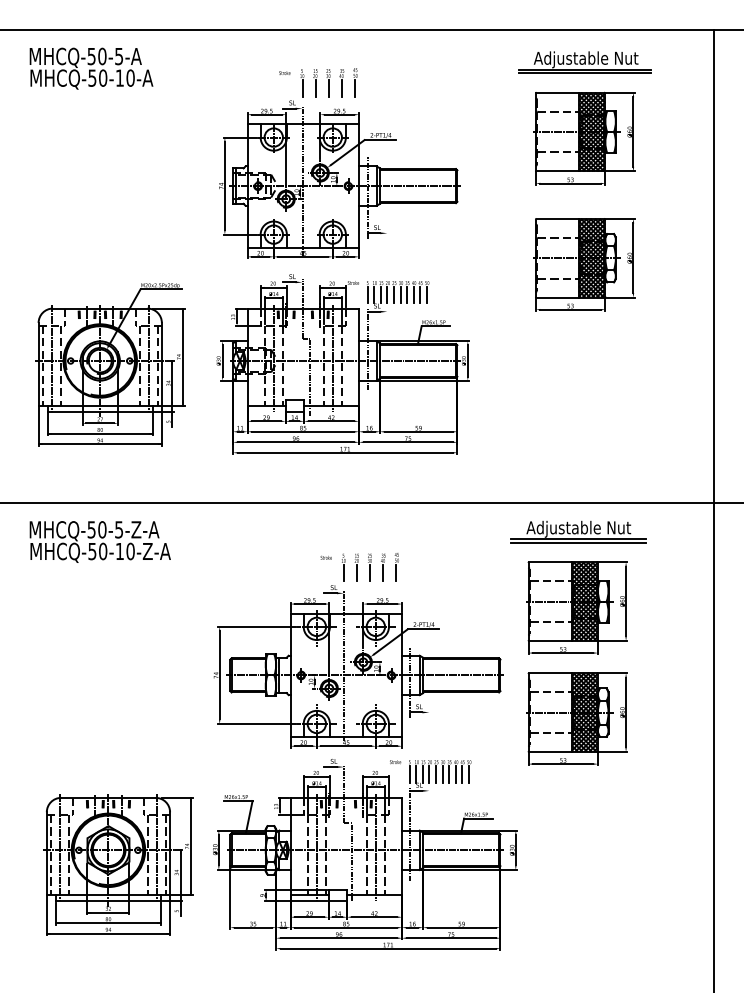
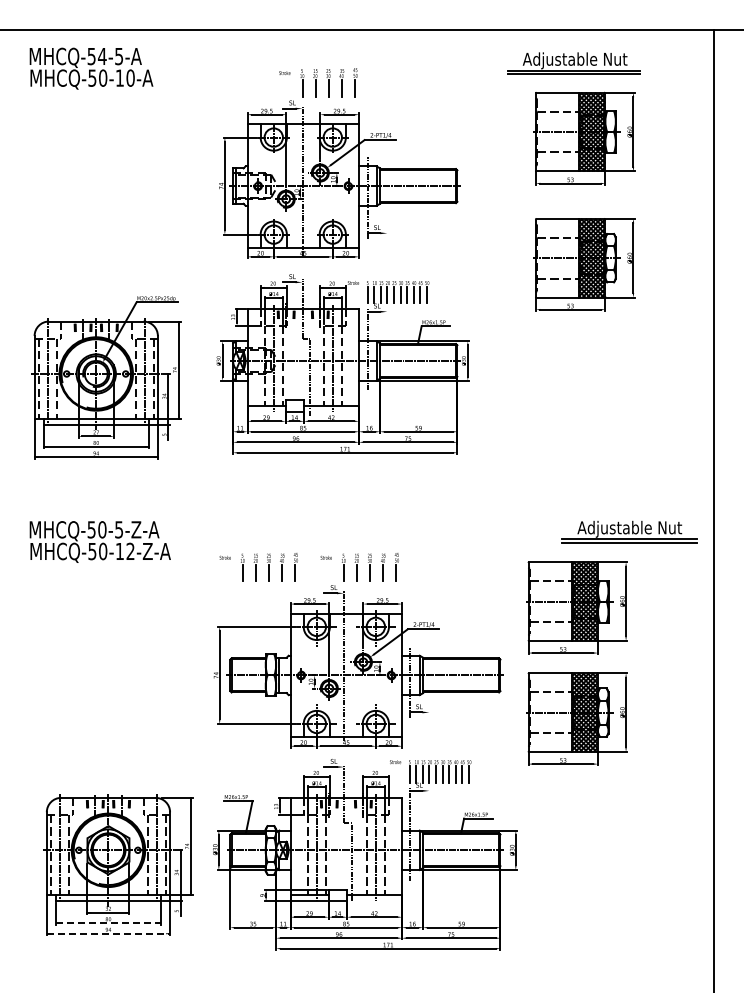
text: MHCQ-50-5-A -> MHCQ-54-5-A (102, 56)
part position: (584, 62) -> (573, 63) (573, 63)
part position: (110, 364) -> (106, 377) (106, 377)
line: present -> none (371, 503)
part position: (578, 531) -> (629, 531) (629, 531)
text: MHCQ-50-10-Z-A -> MHCQ-50-12-Z-A (130, 551)
part: none -> present (258, 567)
line: solid -> dashed (108, 923)
line: solid -> dashed (108, 933)
